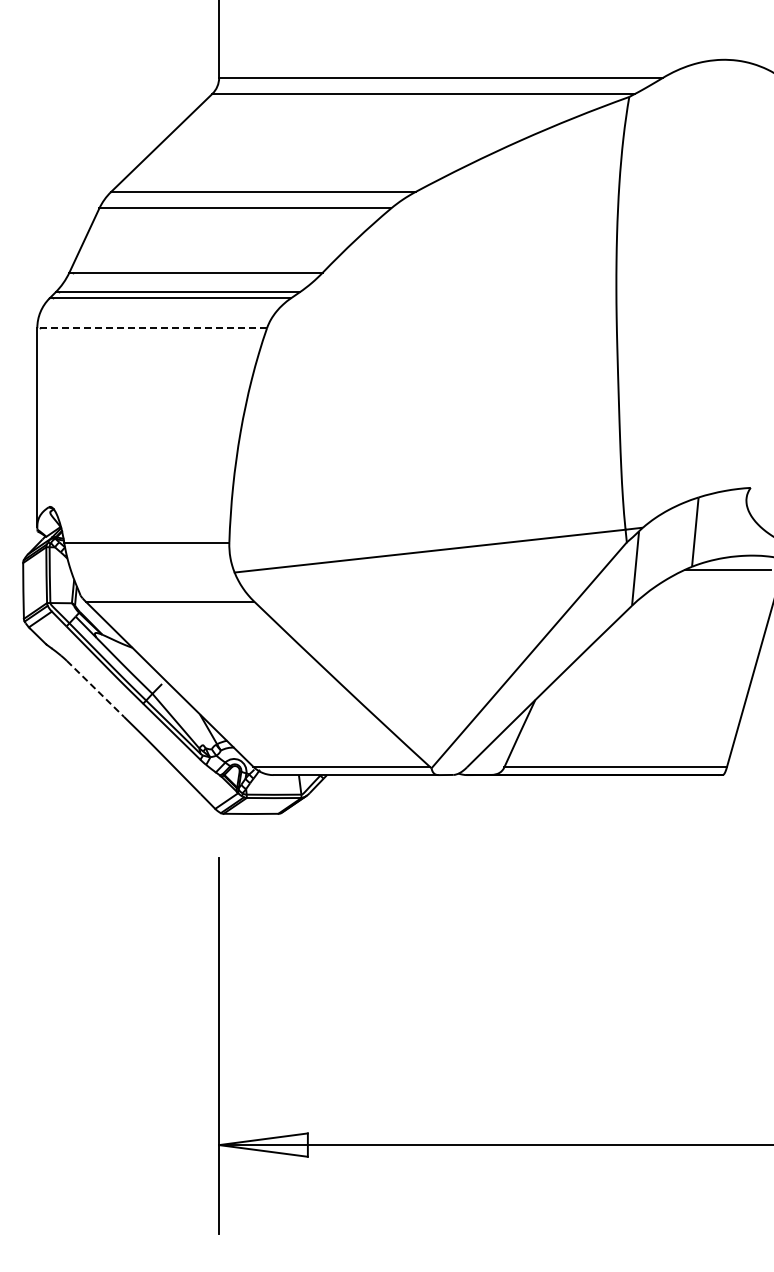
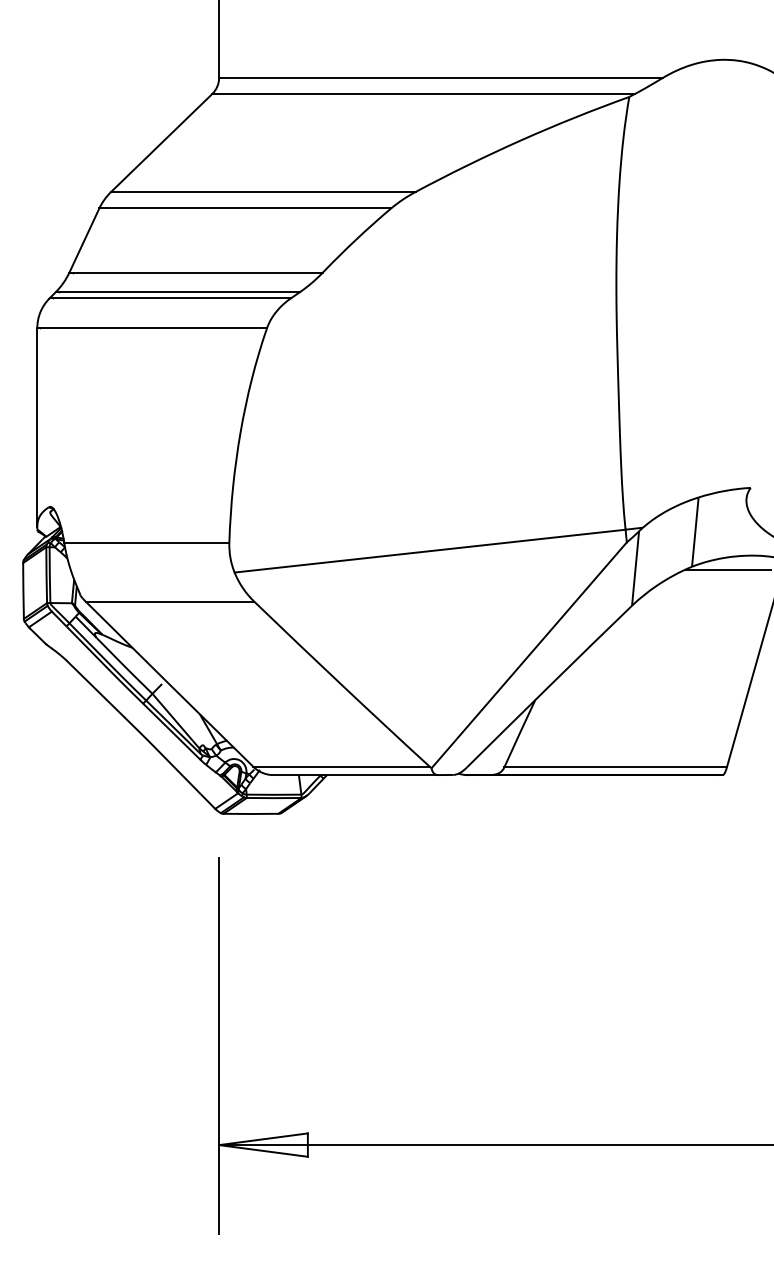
line: dashed -> solid (152, 328)
line: dashed -> solid (95, 688)
